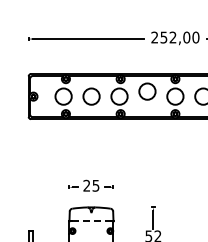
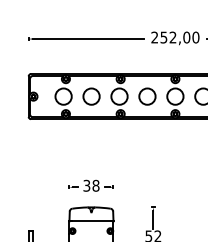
circle position: (147, 91) -> (147, 96) (147, 96)
text: 25 -> 38 (91, 185)
line: dashed -> solid (91, 221)
